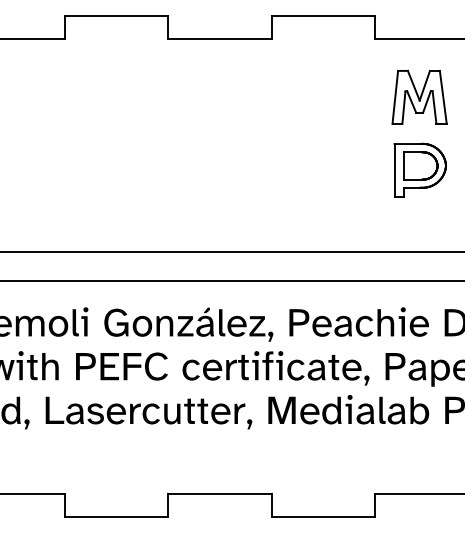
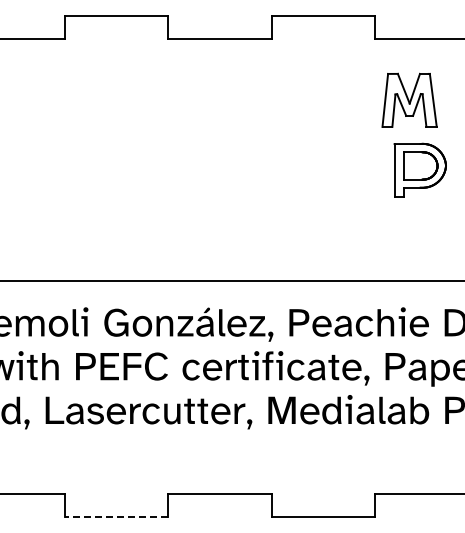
part position: (419, 96) -> (409, 99) (409, 99)
line: present -> none (231, 252)
line: solid -> dashed (116, 517)
